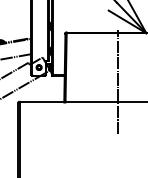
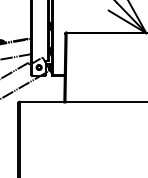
line: present -> none (118, 82)
